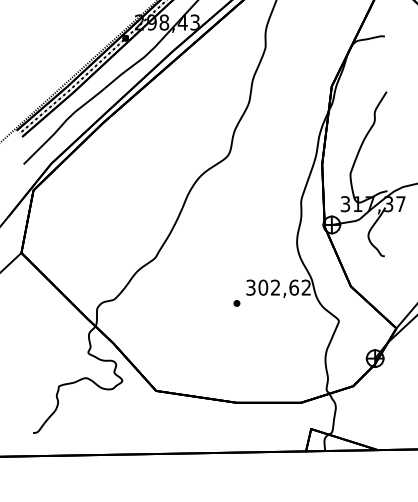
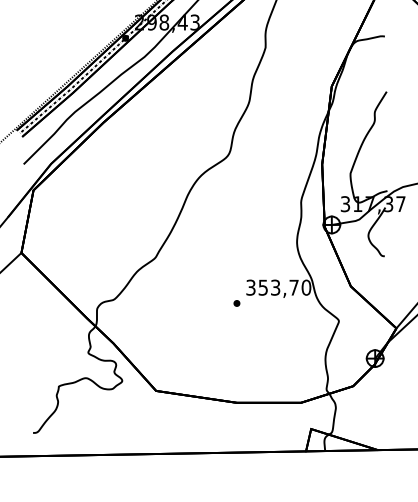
text: 302,62 -> 353,70 (284, 287)
